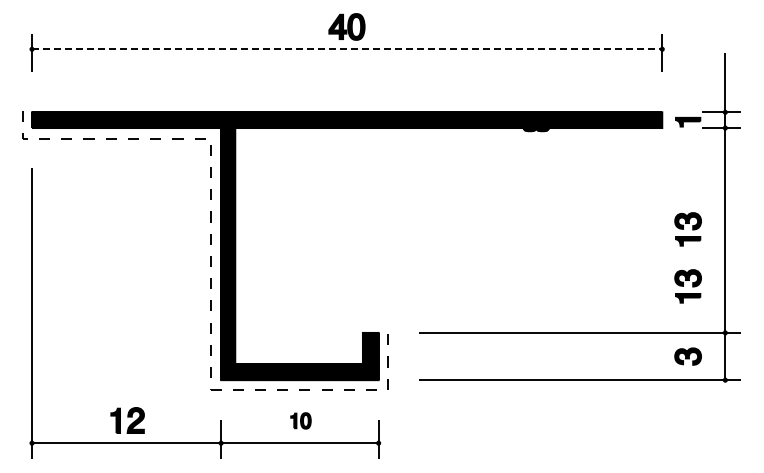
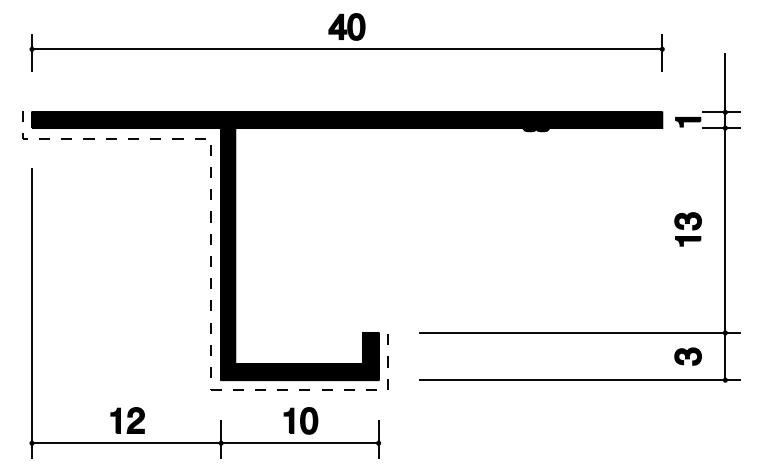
line: dashed -> solid (347, 49)
part: present -> none (687, 286)
part size: 22x18 px -> 36x28 px (300, 420)
